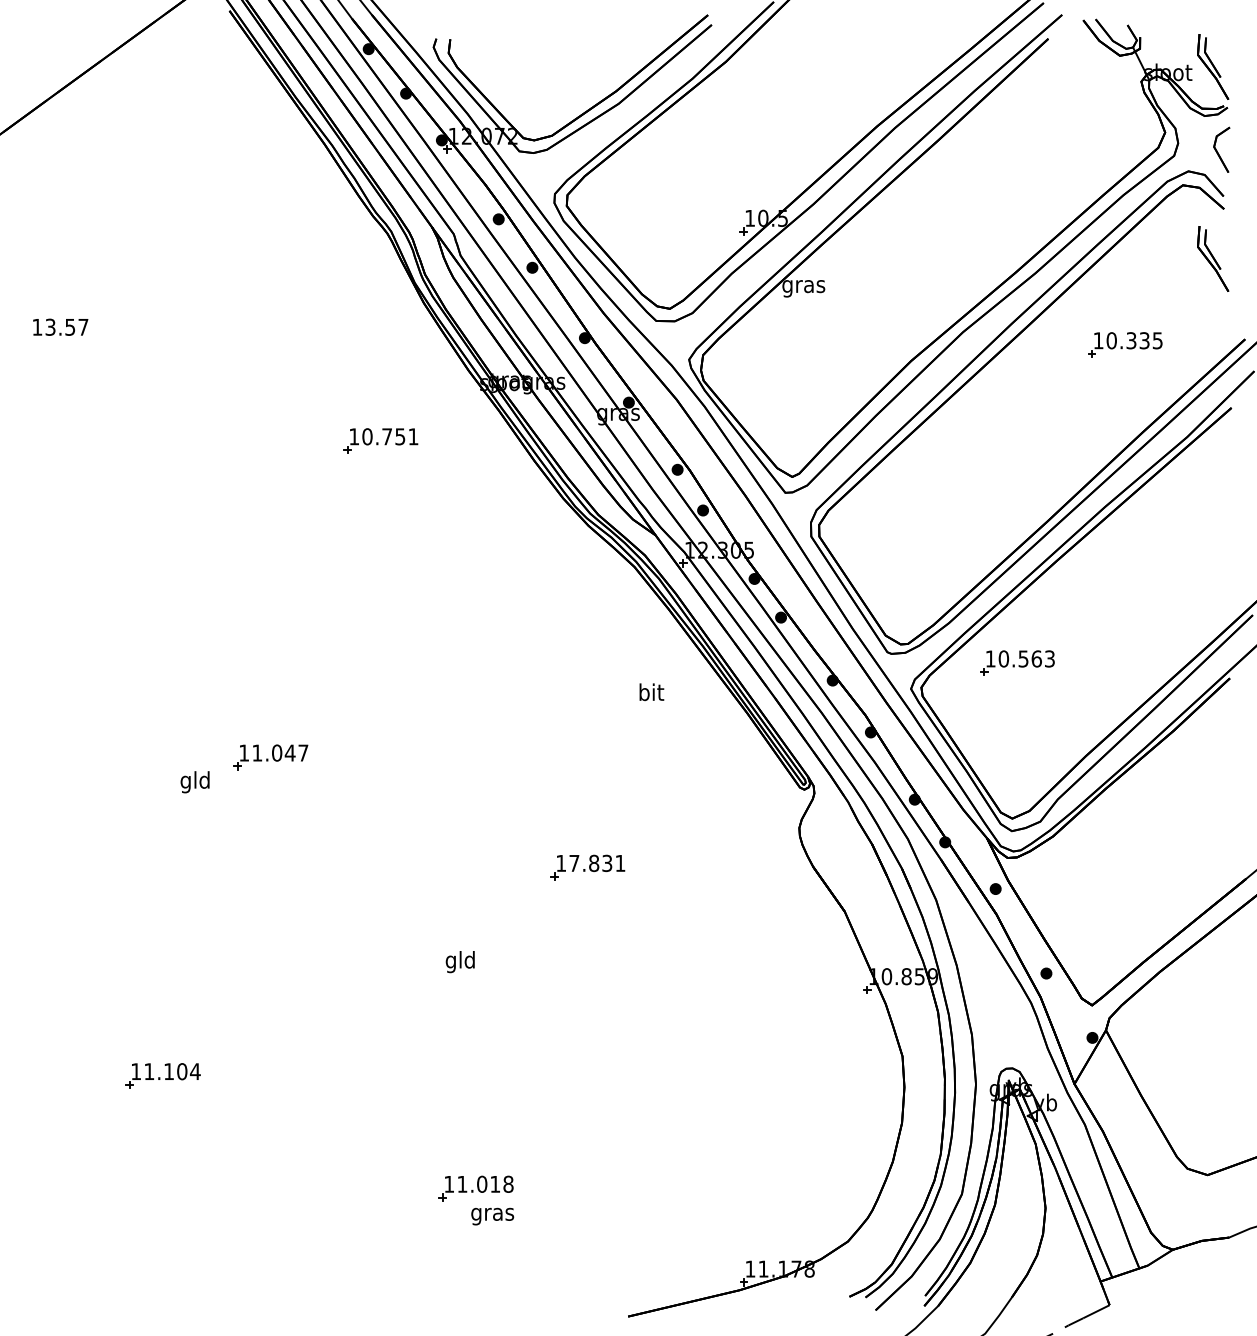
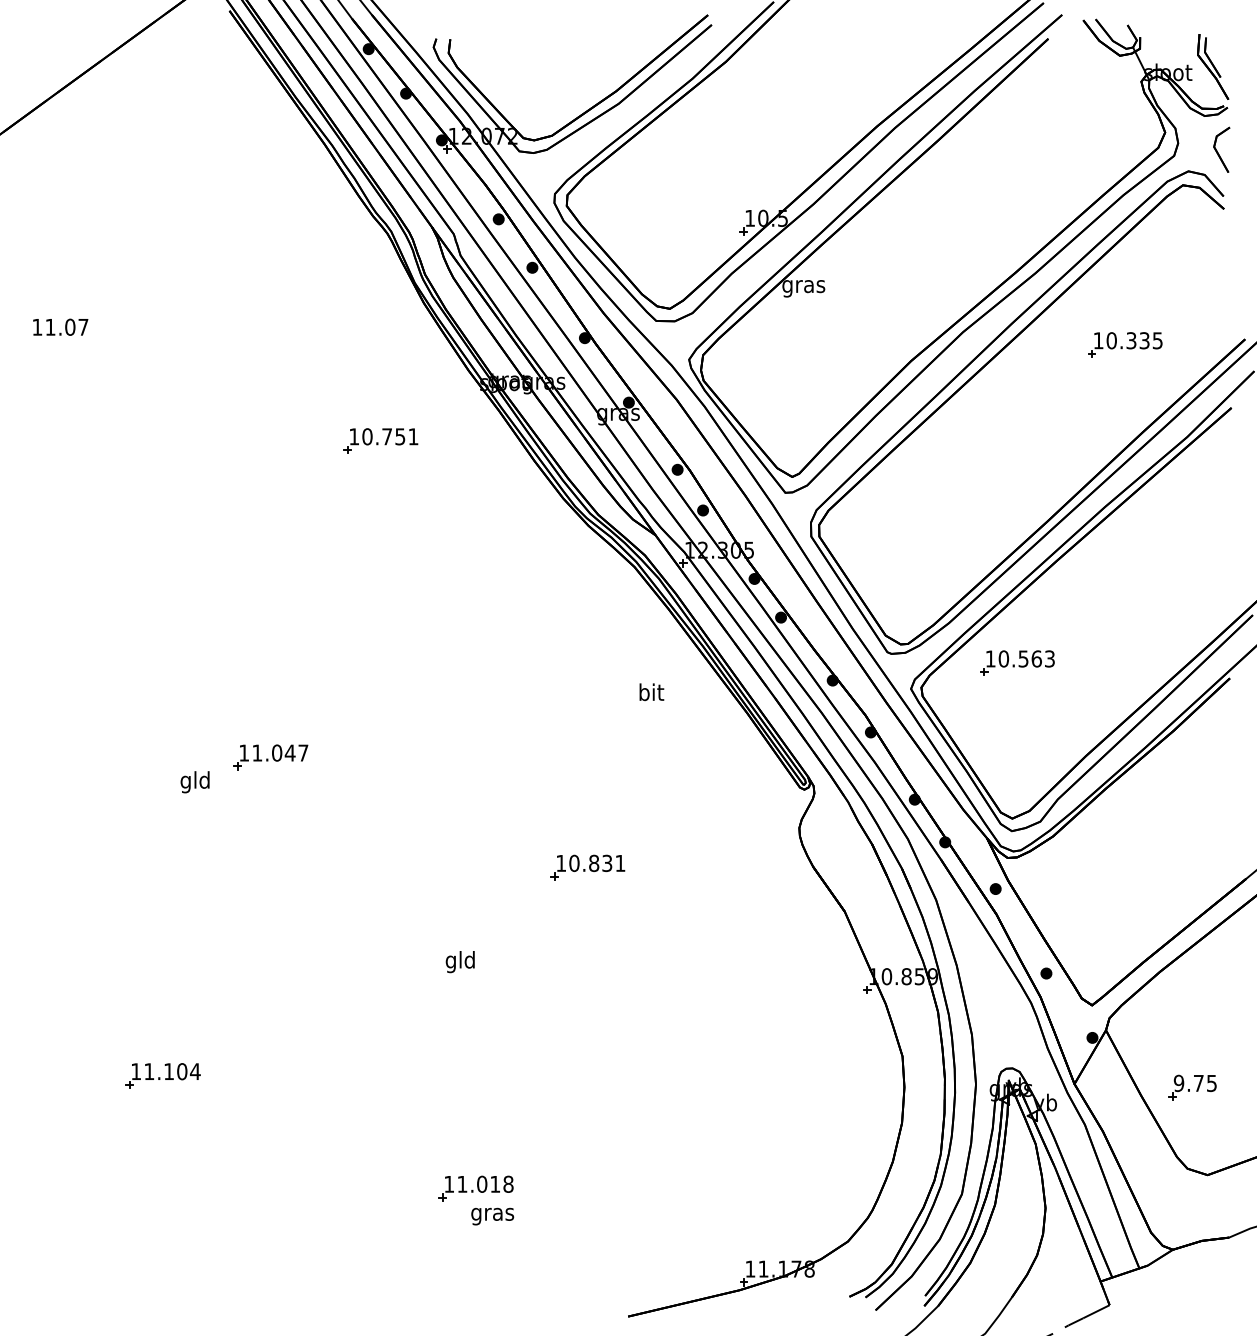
part: present -> none (1213, 258)
text: 13.57 -> 11.07 (60, 326)
text: 17.831 -> 10.831 (574, 863)
part: none -> present (1192, 1087)
